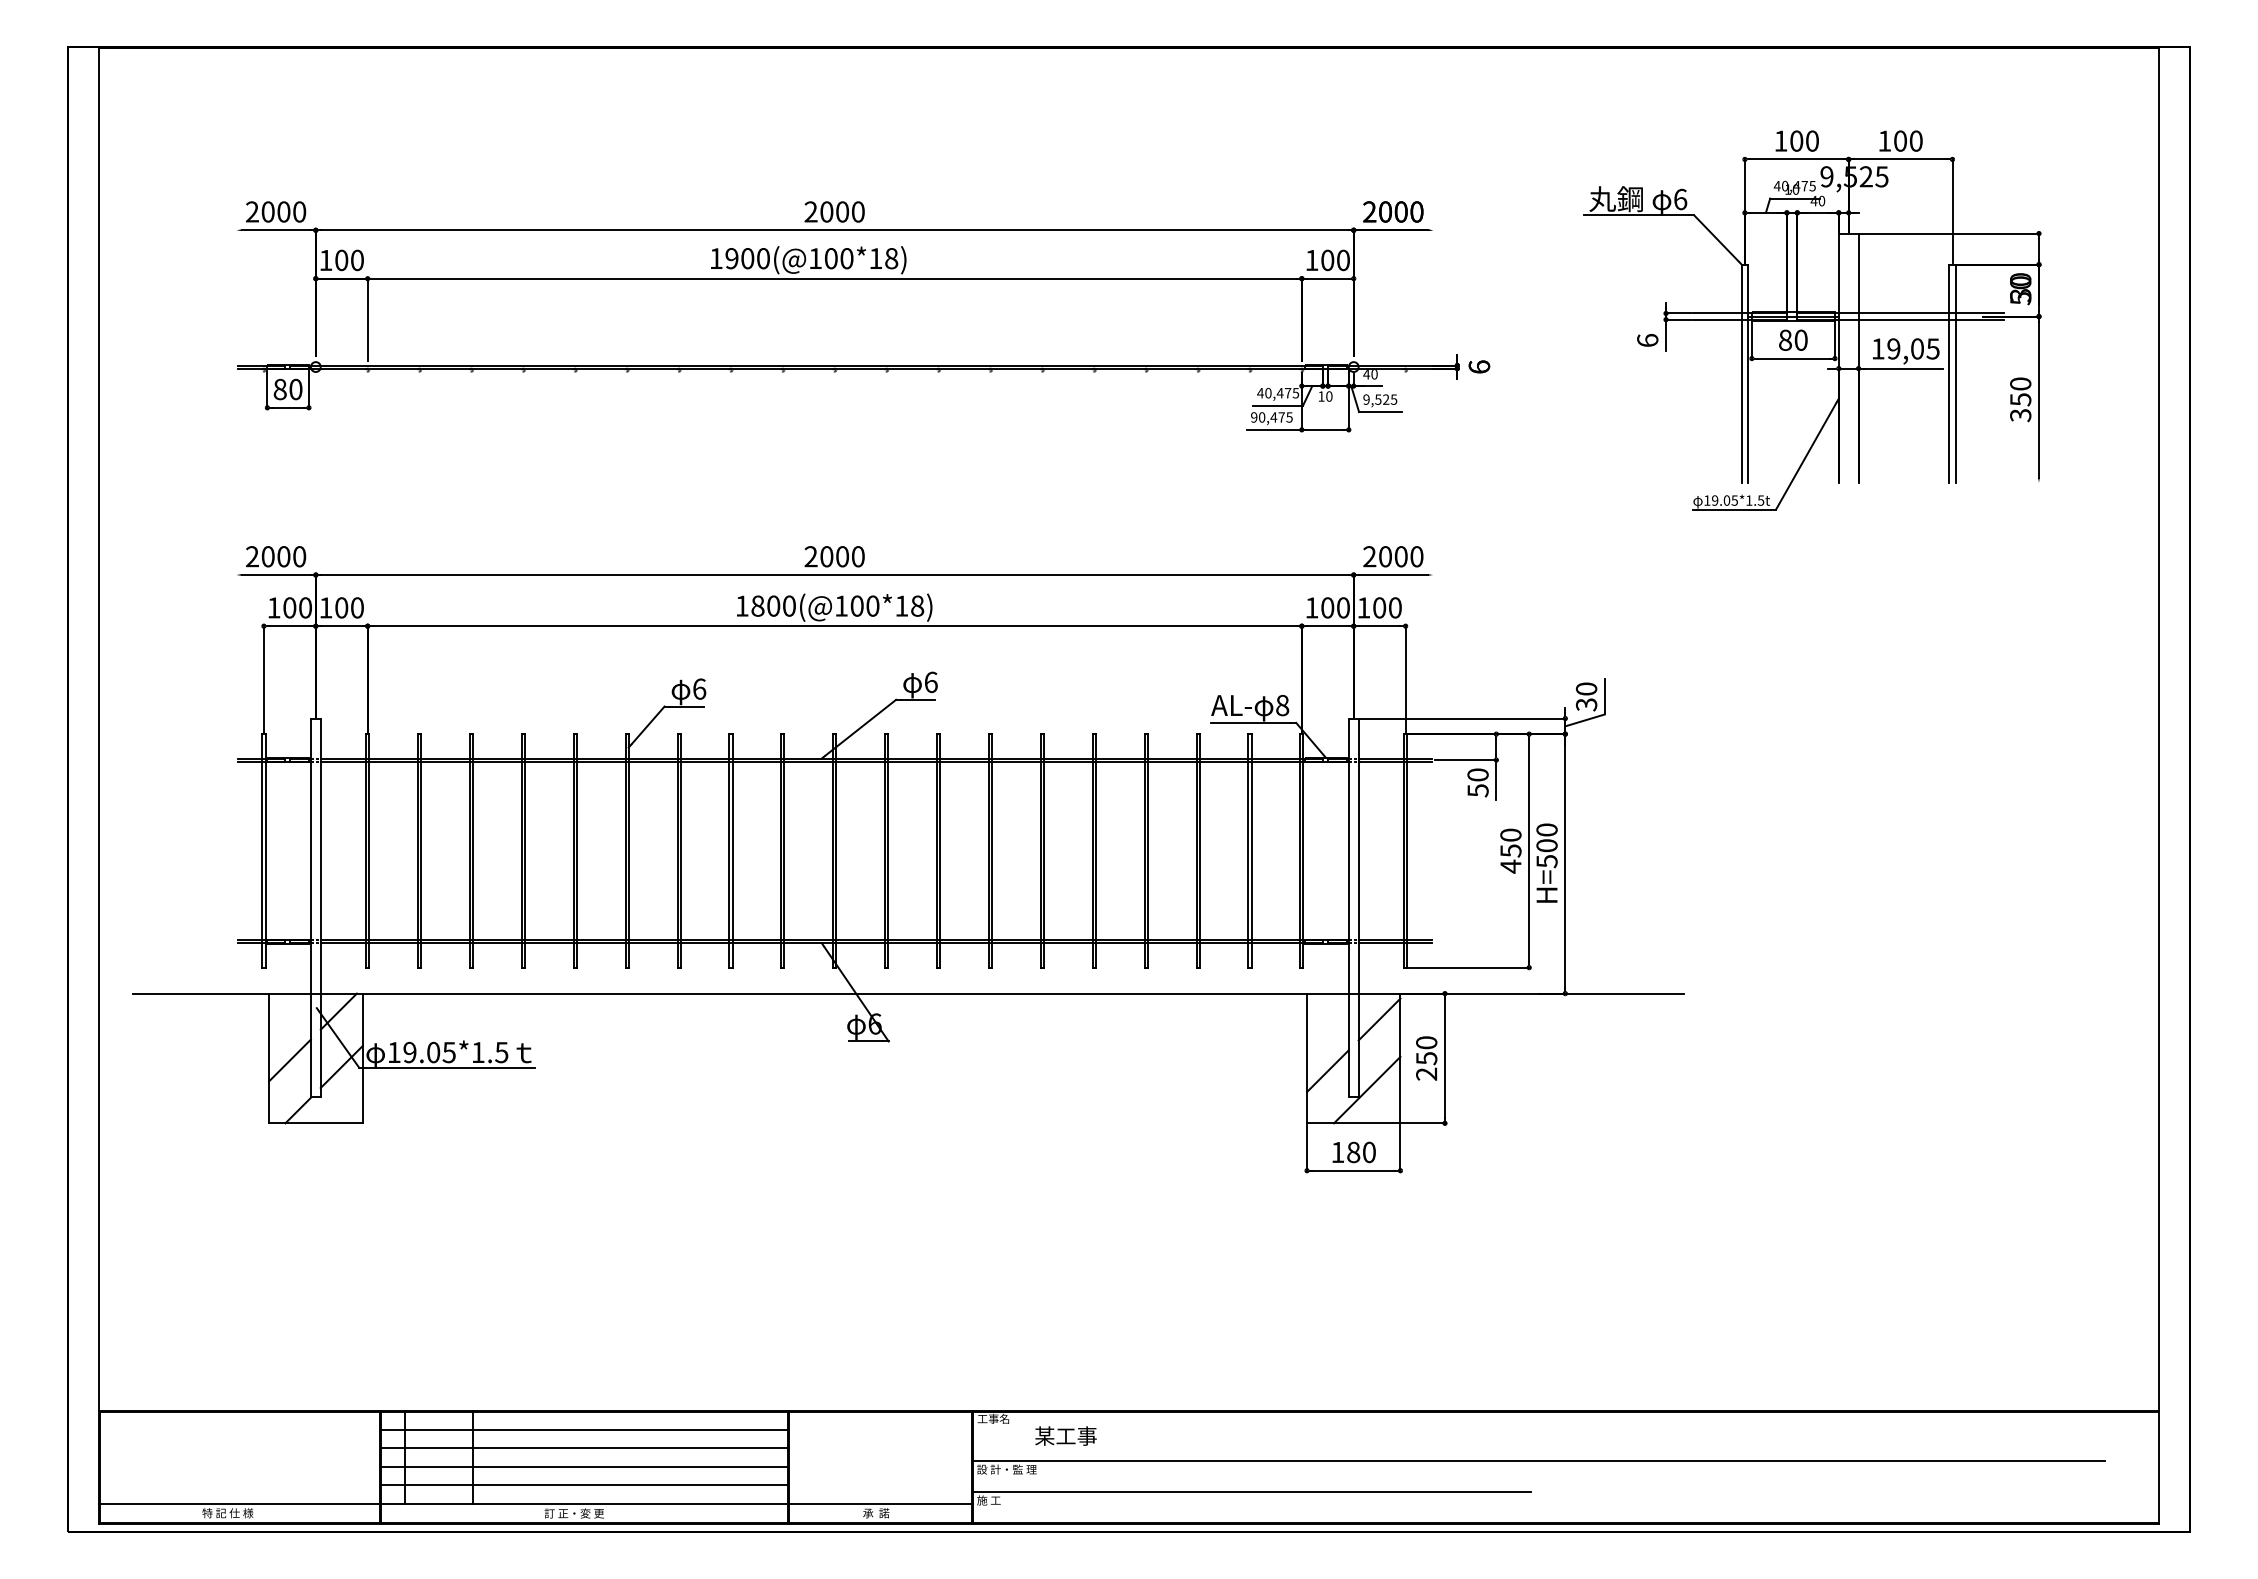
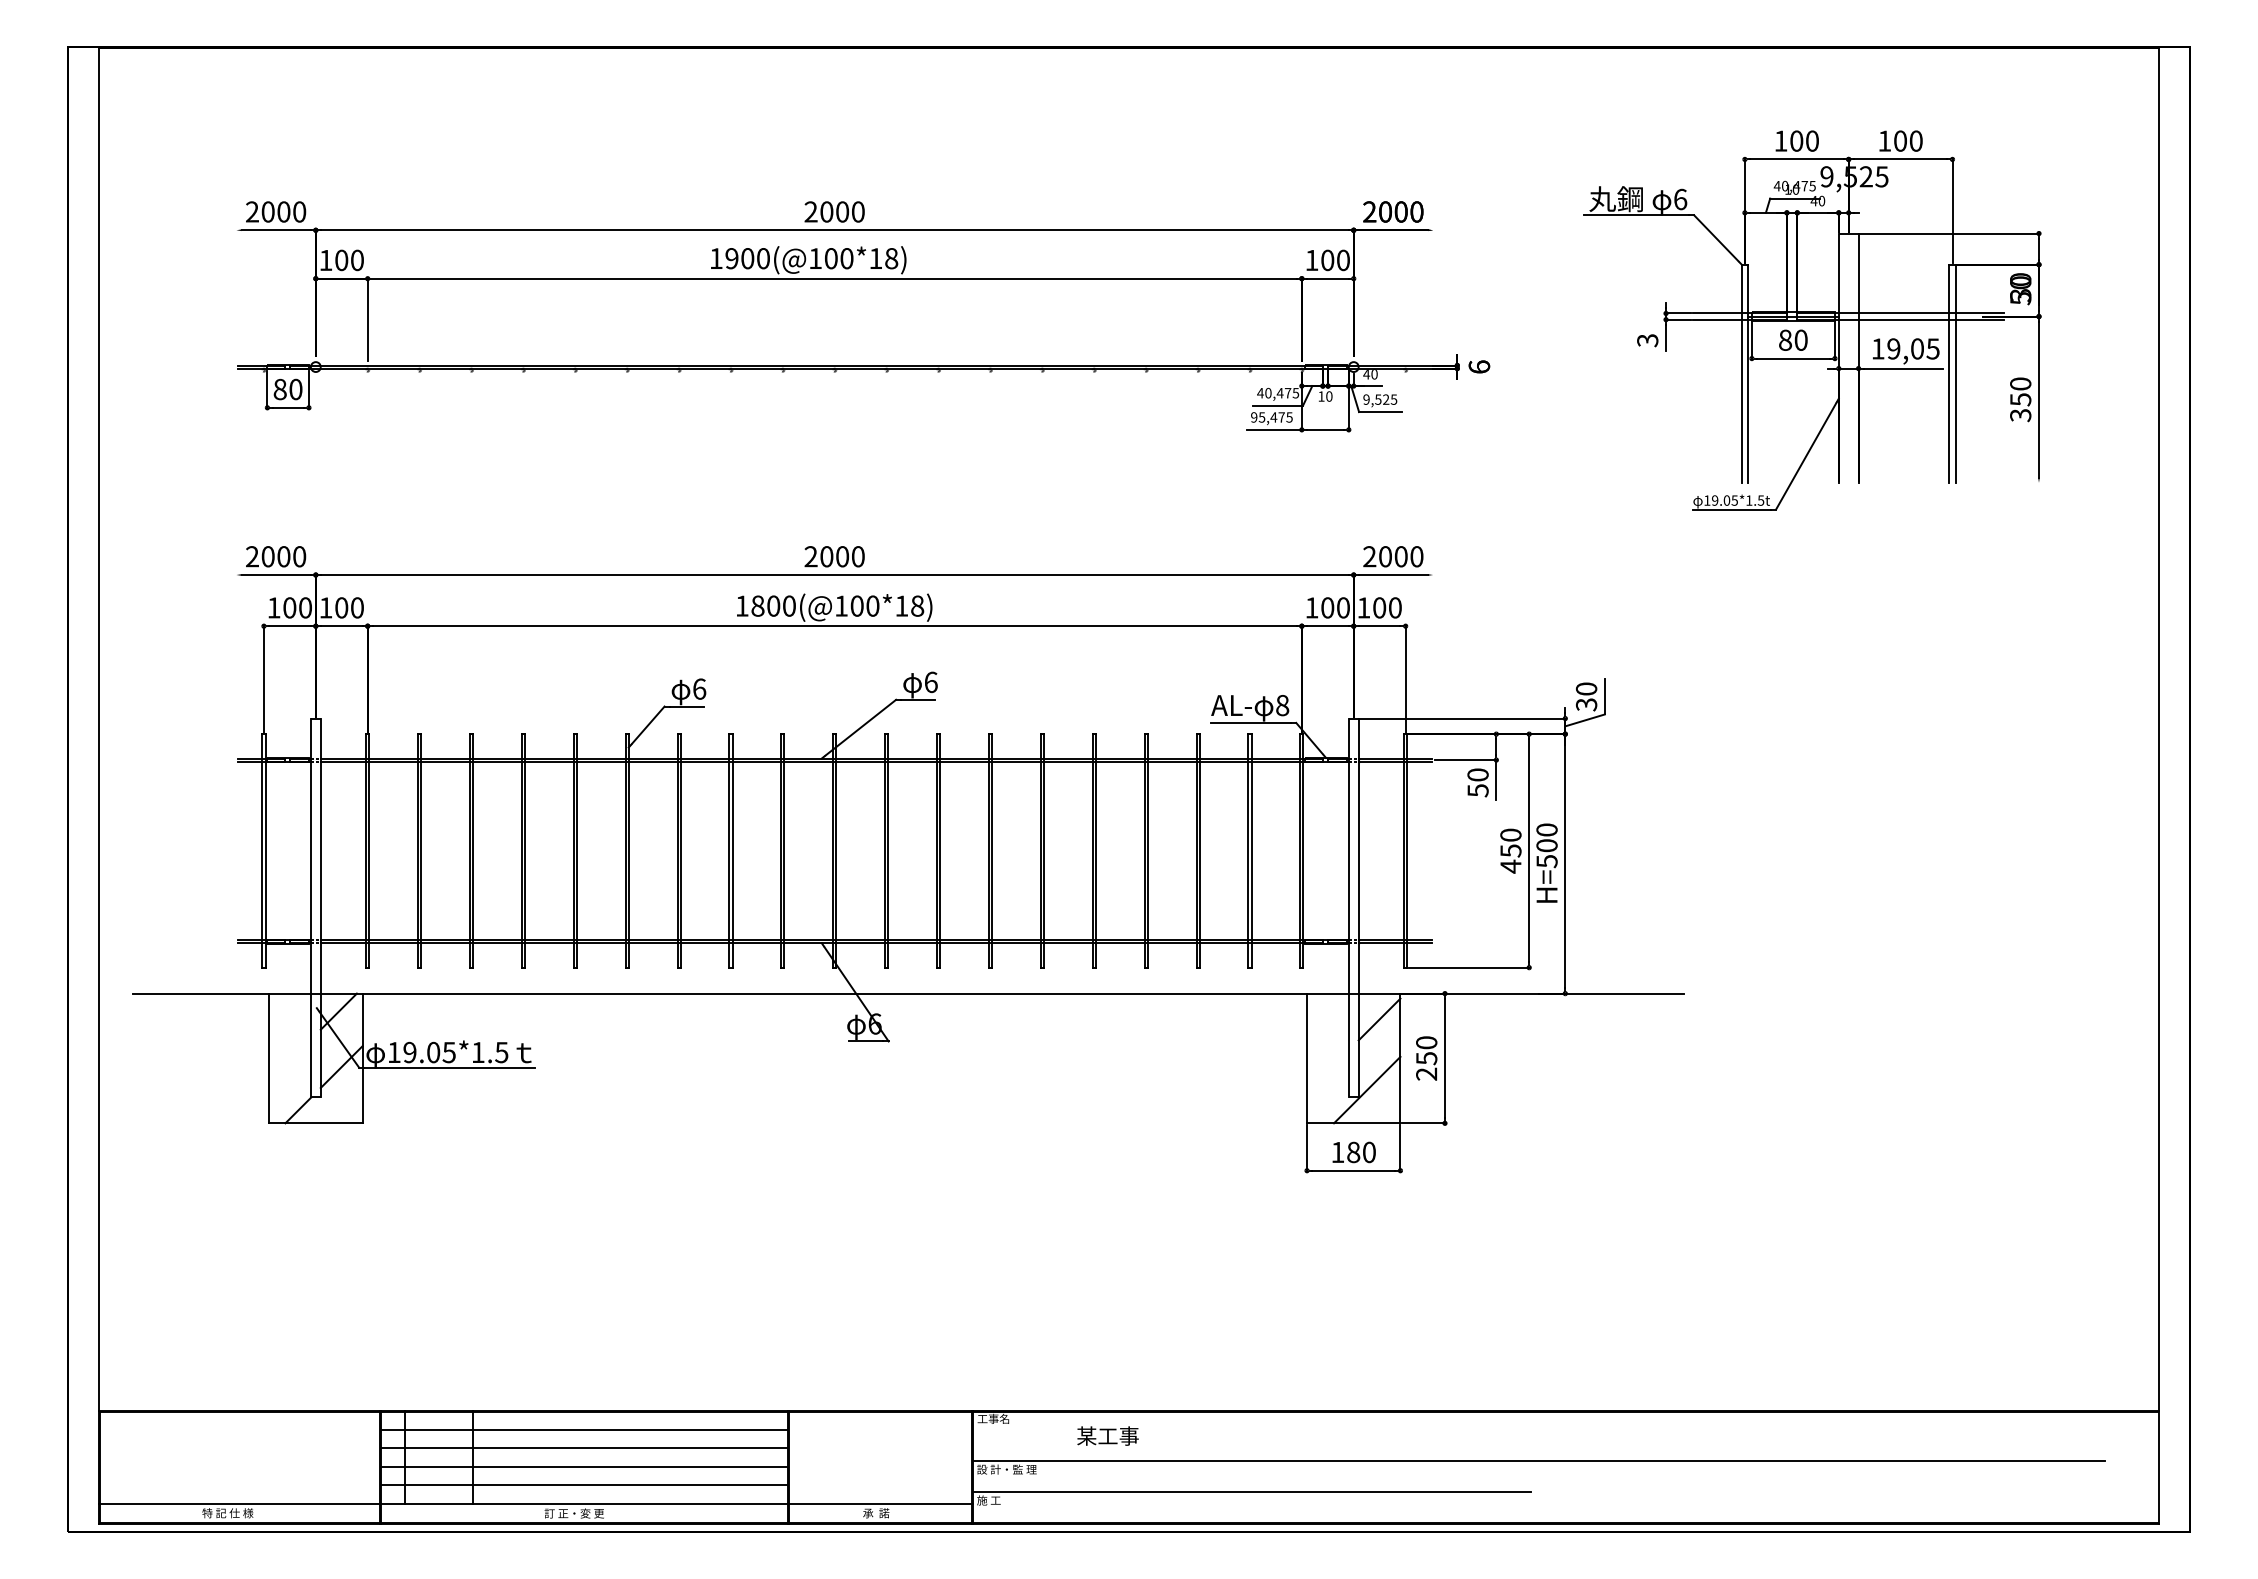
text: 6 -> 3 (1647, 340)
text: 90,475 -> 95,475 (1261, 417)
line: present -> none (289, 1060)
line: present -> none (1327, 1071)
text position: (1065, 1435) -> (1107, 1435) (1107, 1435)
